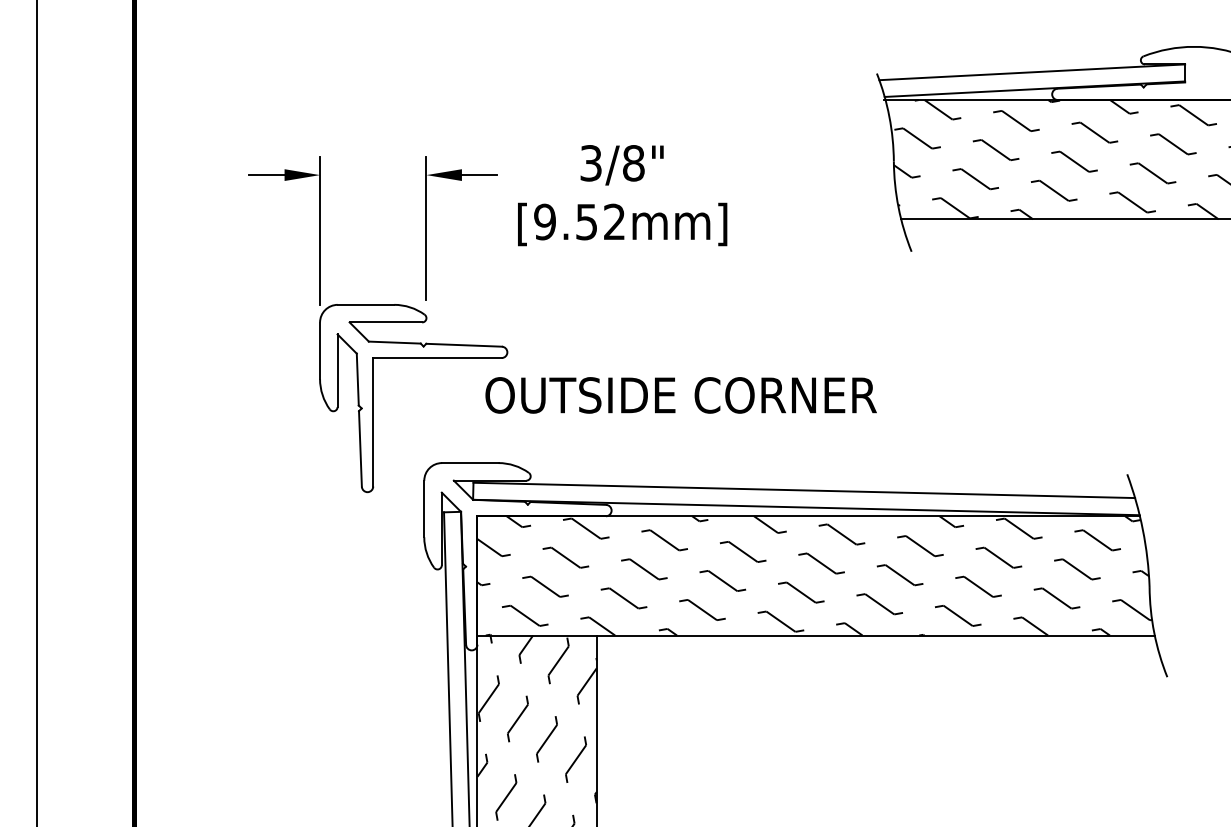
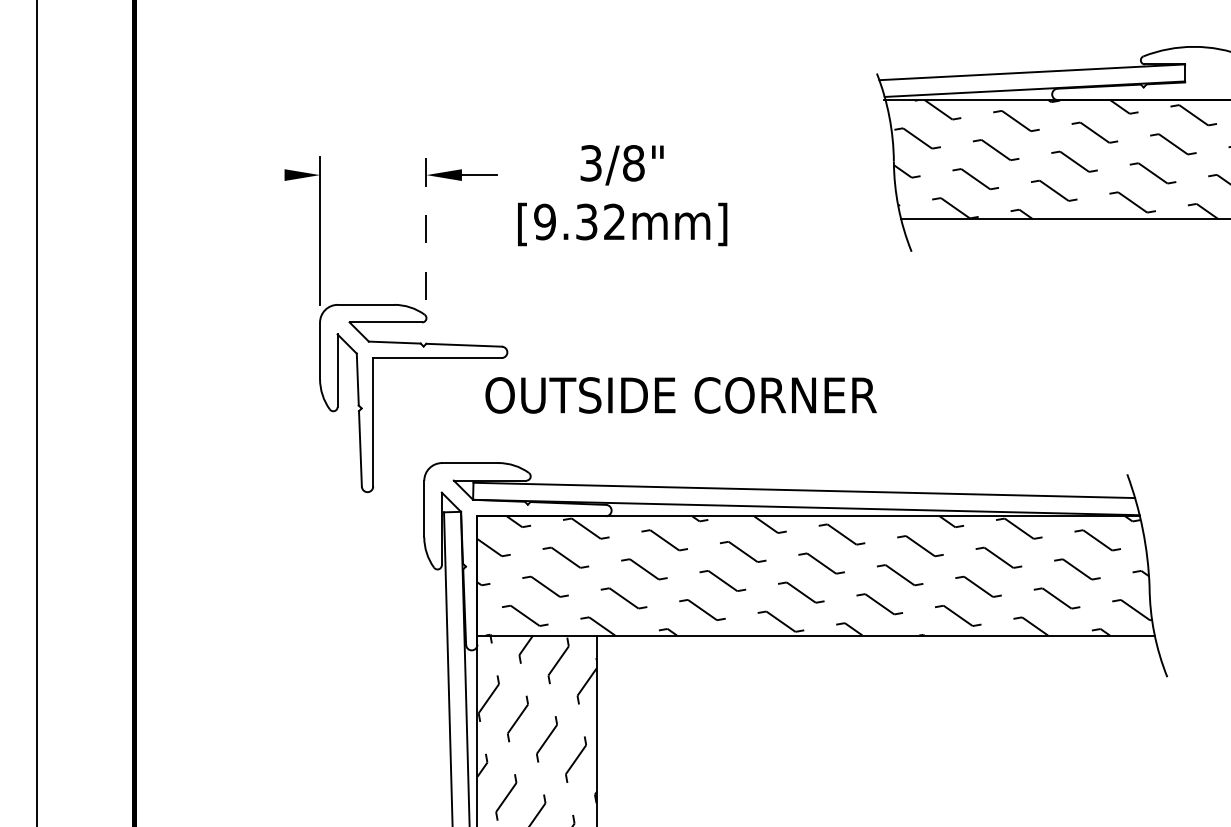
line: present -> none (266, 175)
text: [9.52mm] -> [9.32mm] (587, 221)
line: solid -> dashed (426, 228)
